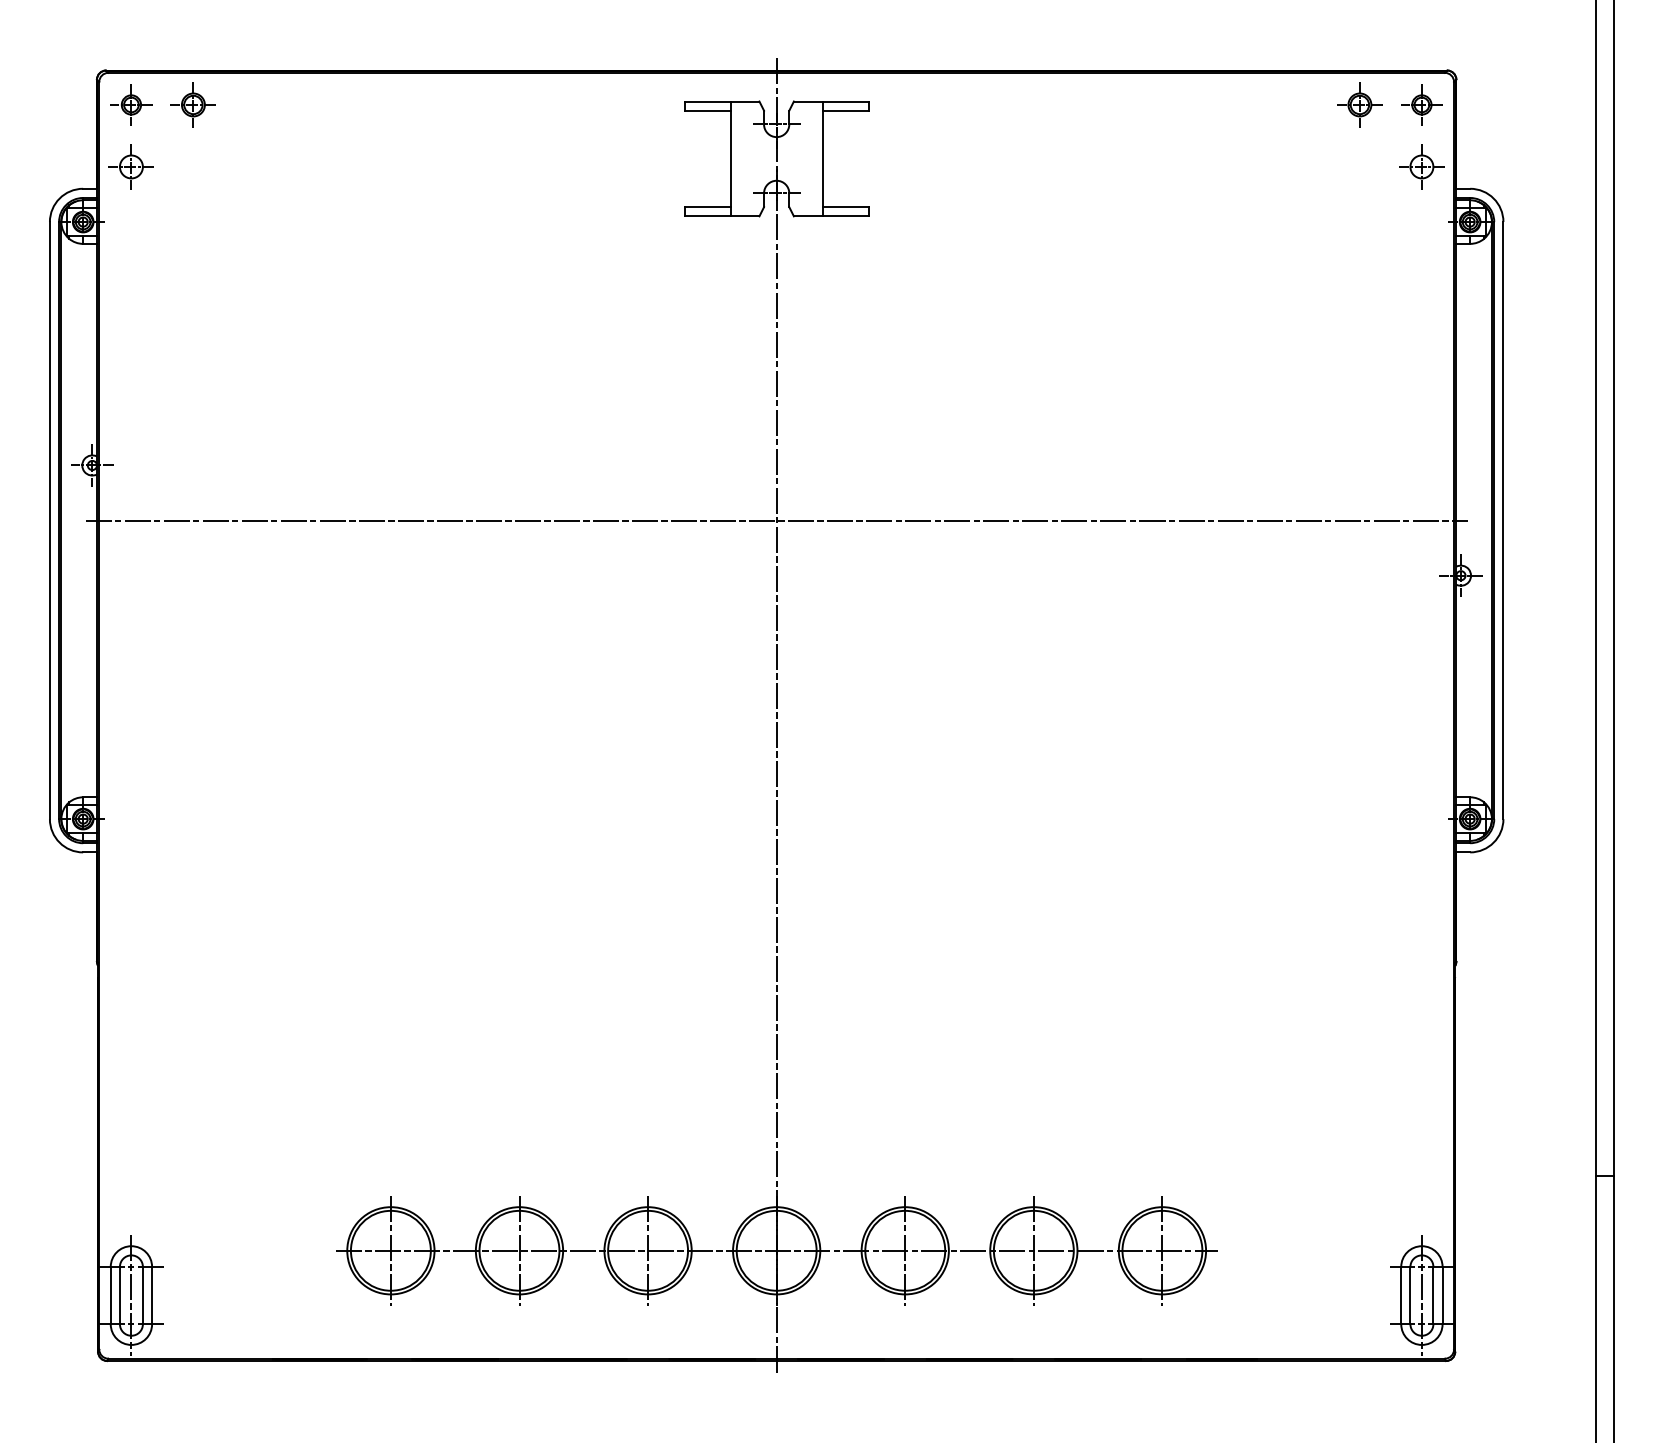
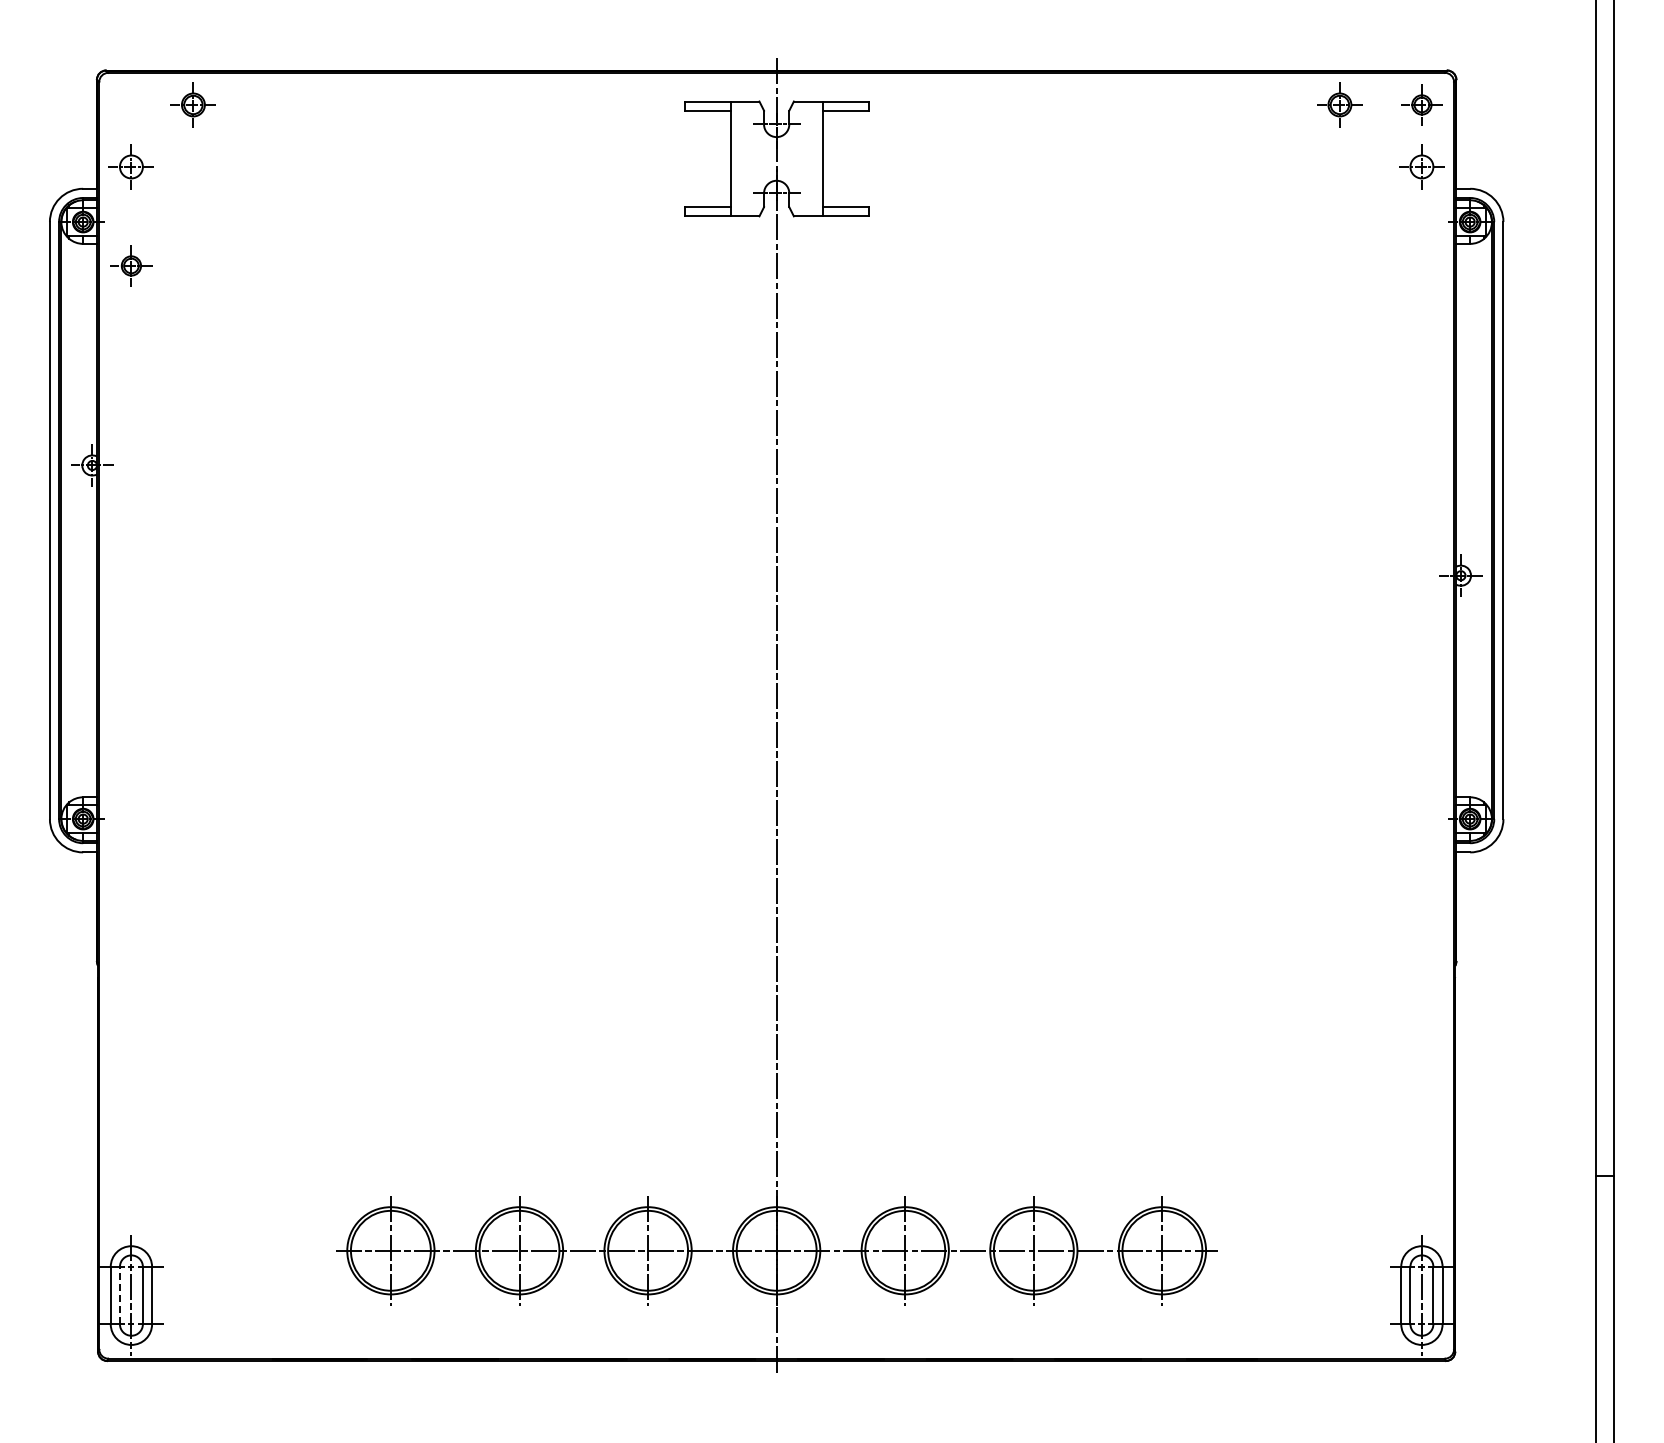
part position: (131, 104) -> (131, 265) (131, 265)
part position: (1359, 104) -> (1339, 104) (1339, 104)
line: present -> none (776, 520)
line: solid -> dashed (119, 1295)
